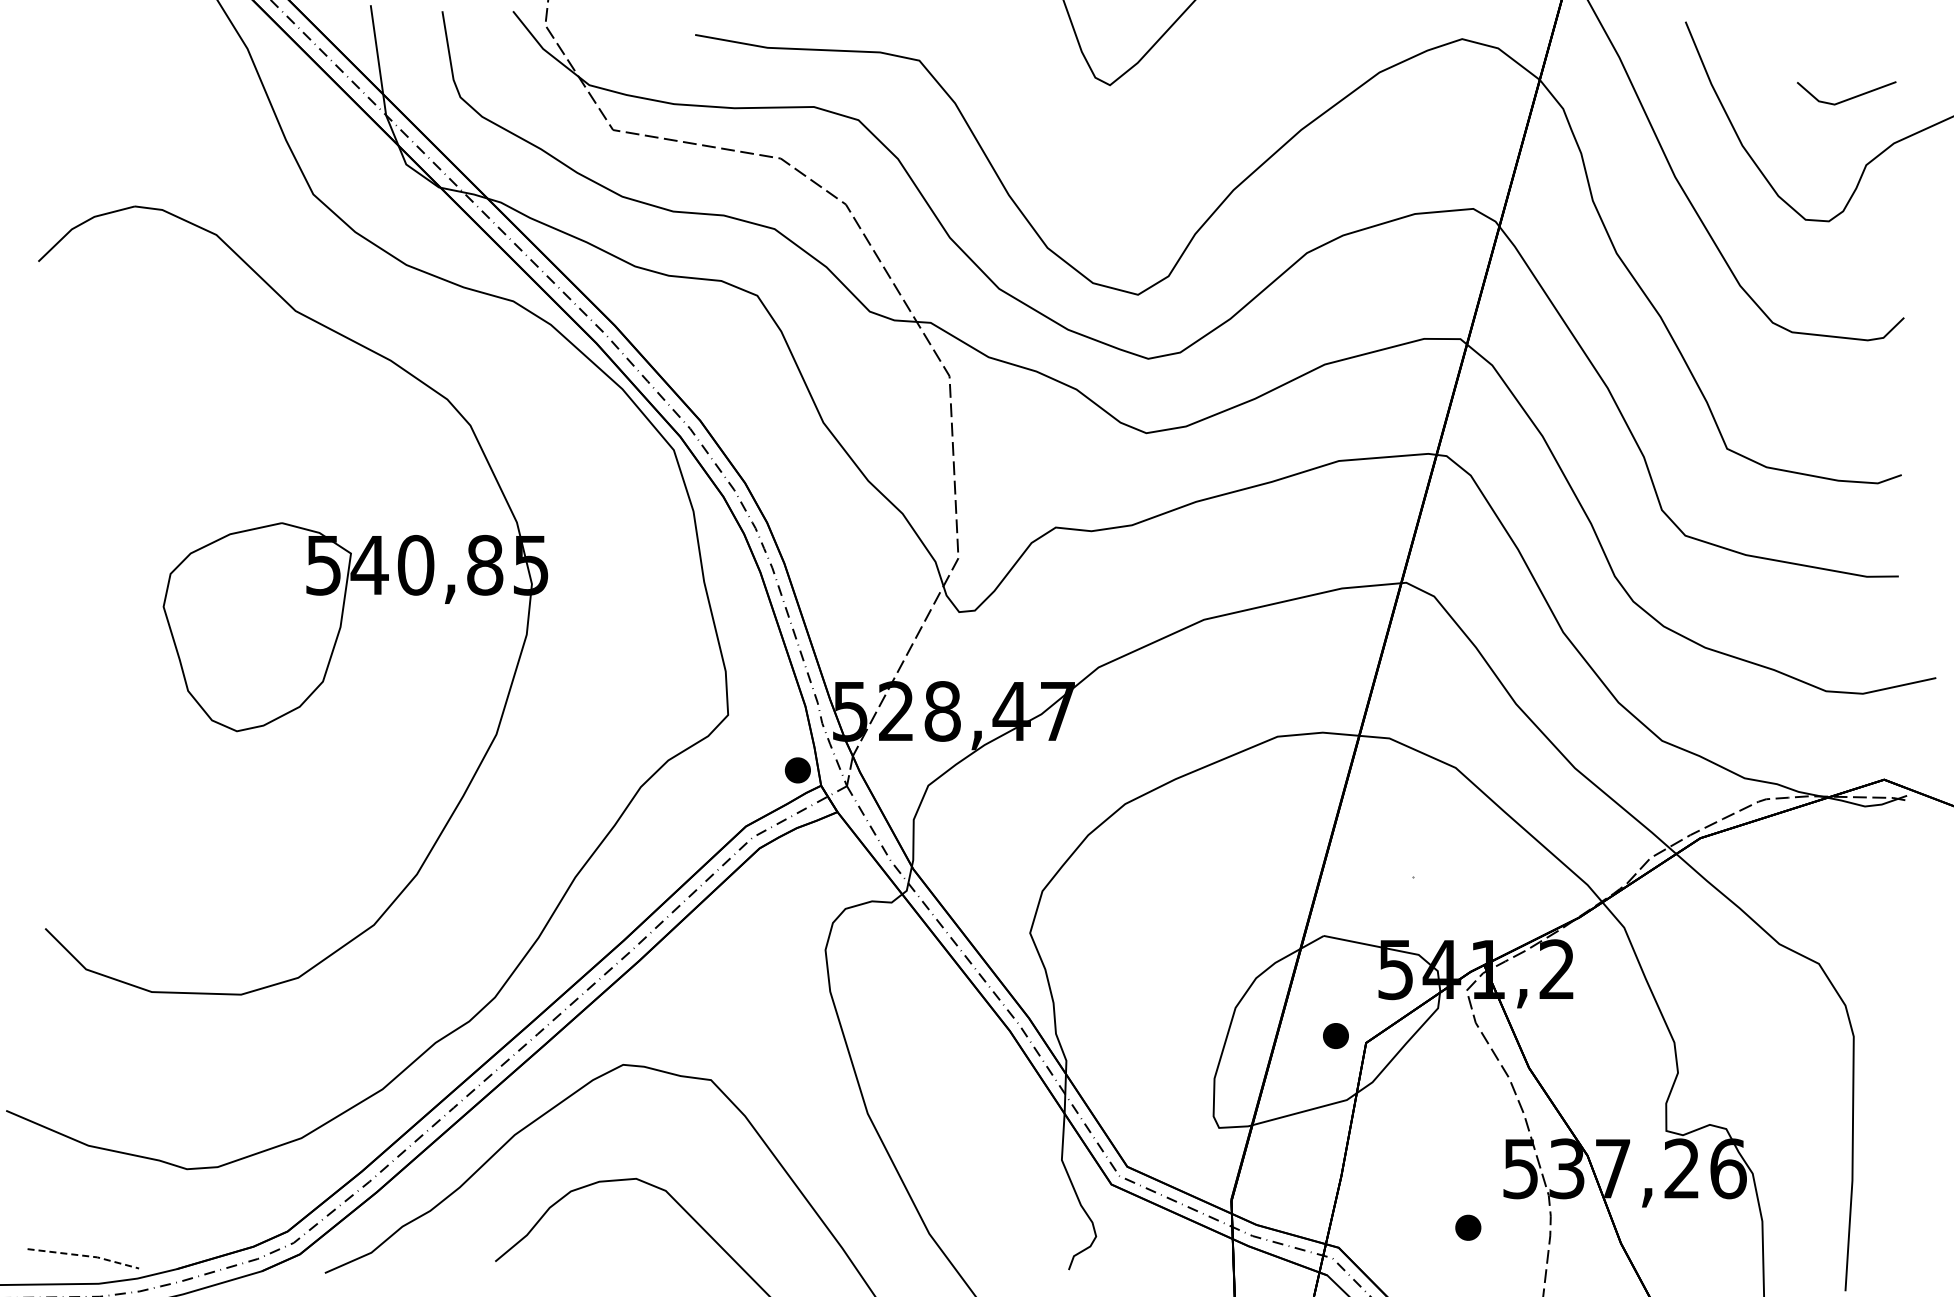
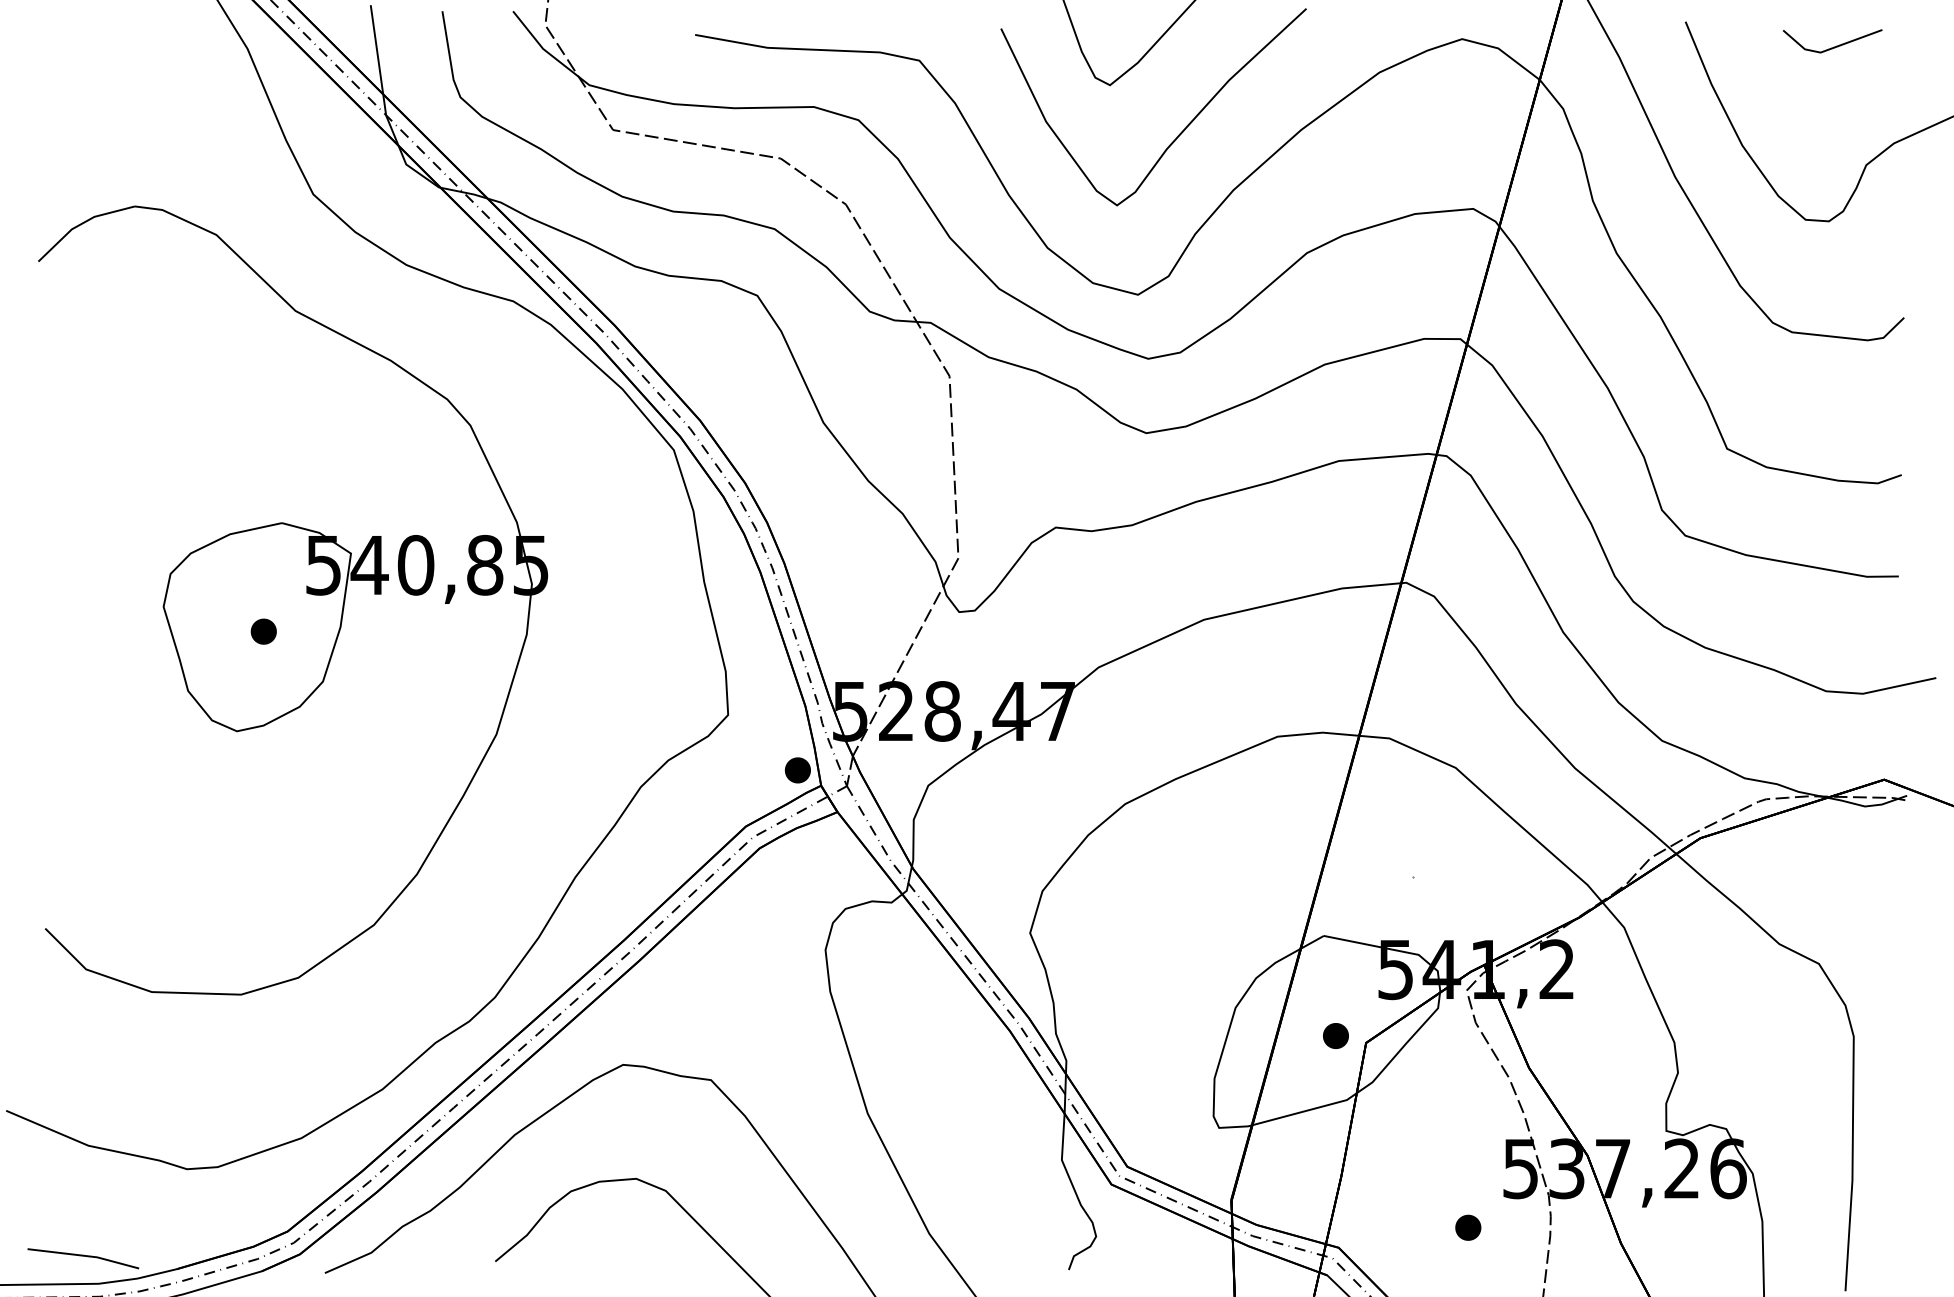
line position: (1847, 98) -> (1833, 46) (1833, 46)
curve: none -> present (1179, 133)
part: none -> present (263, 631)
line: dashed -> solid (84, 1255)
